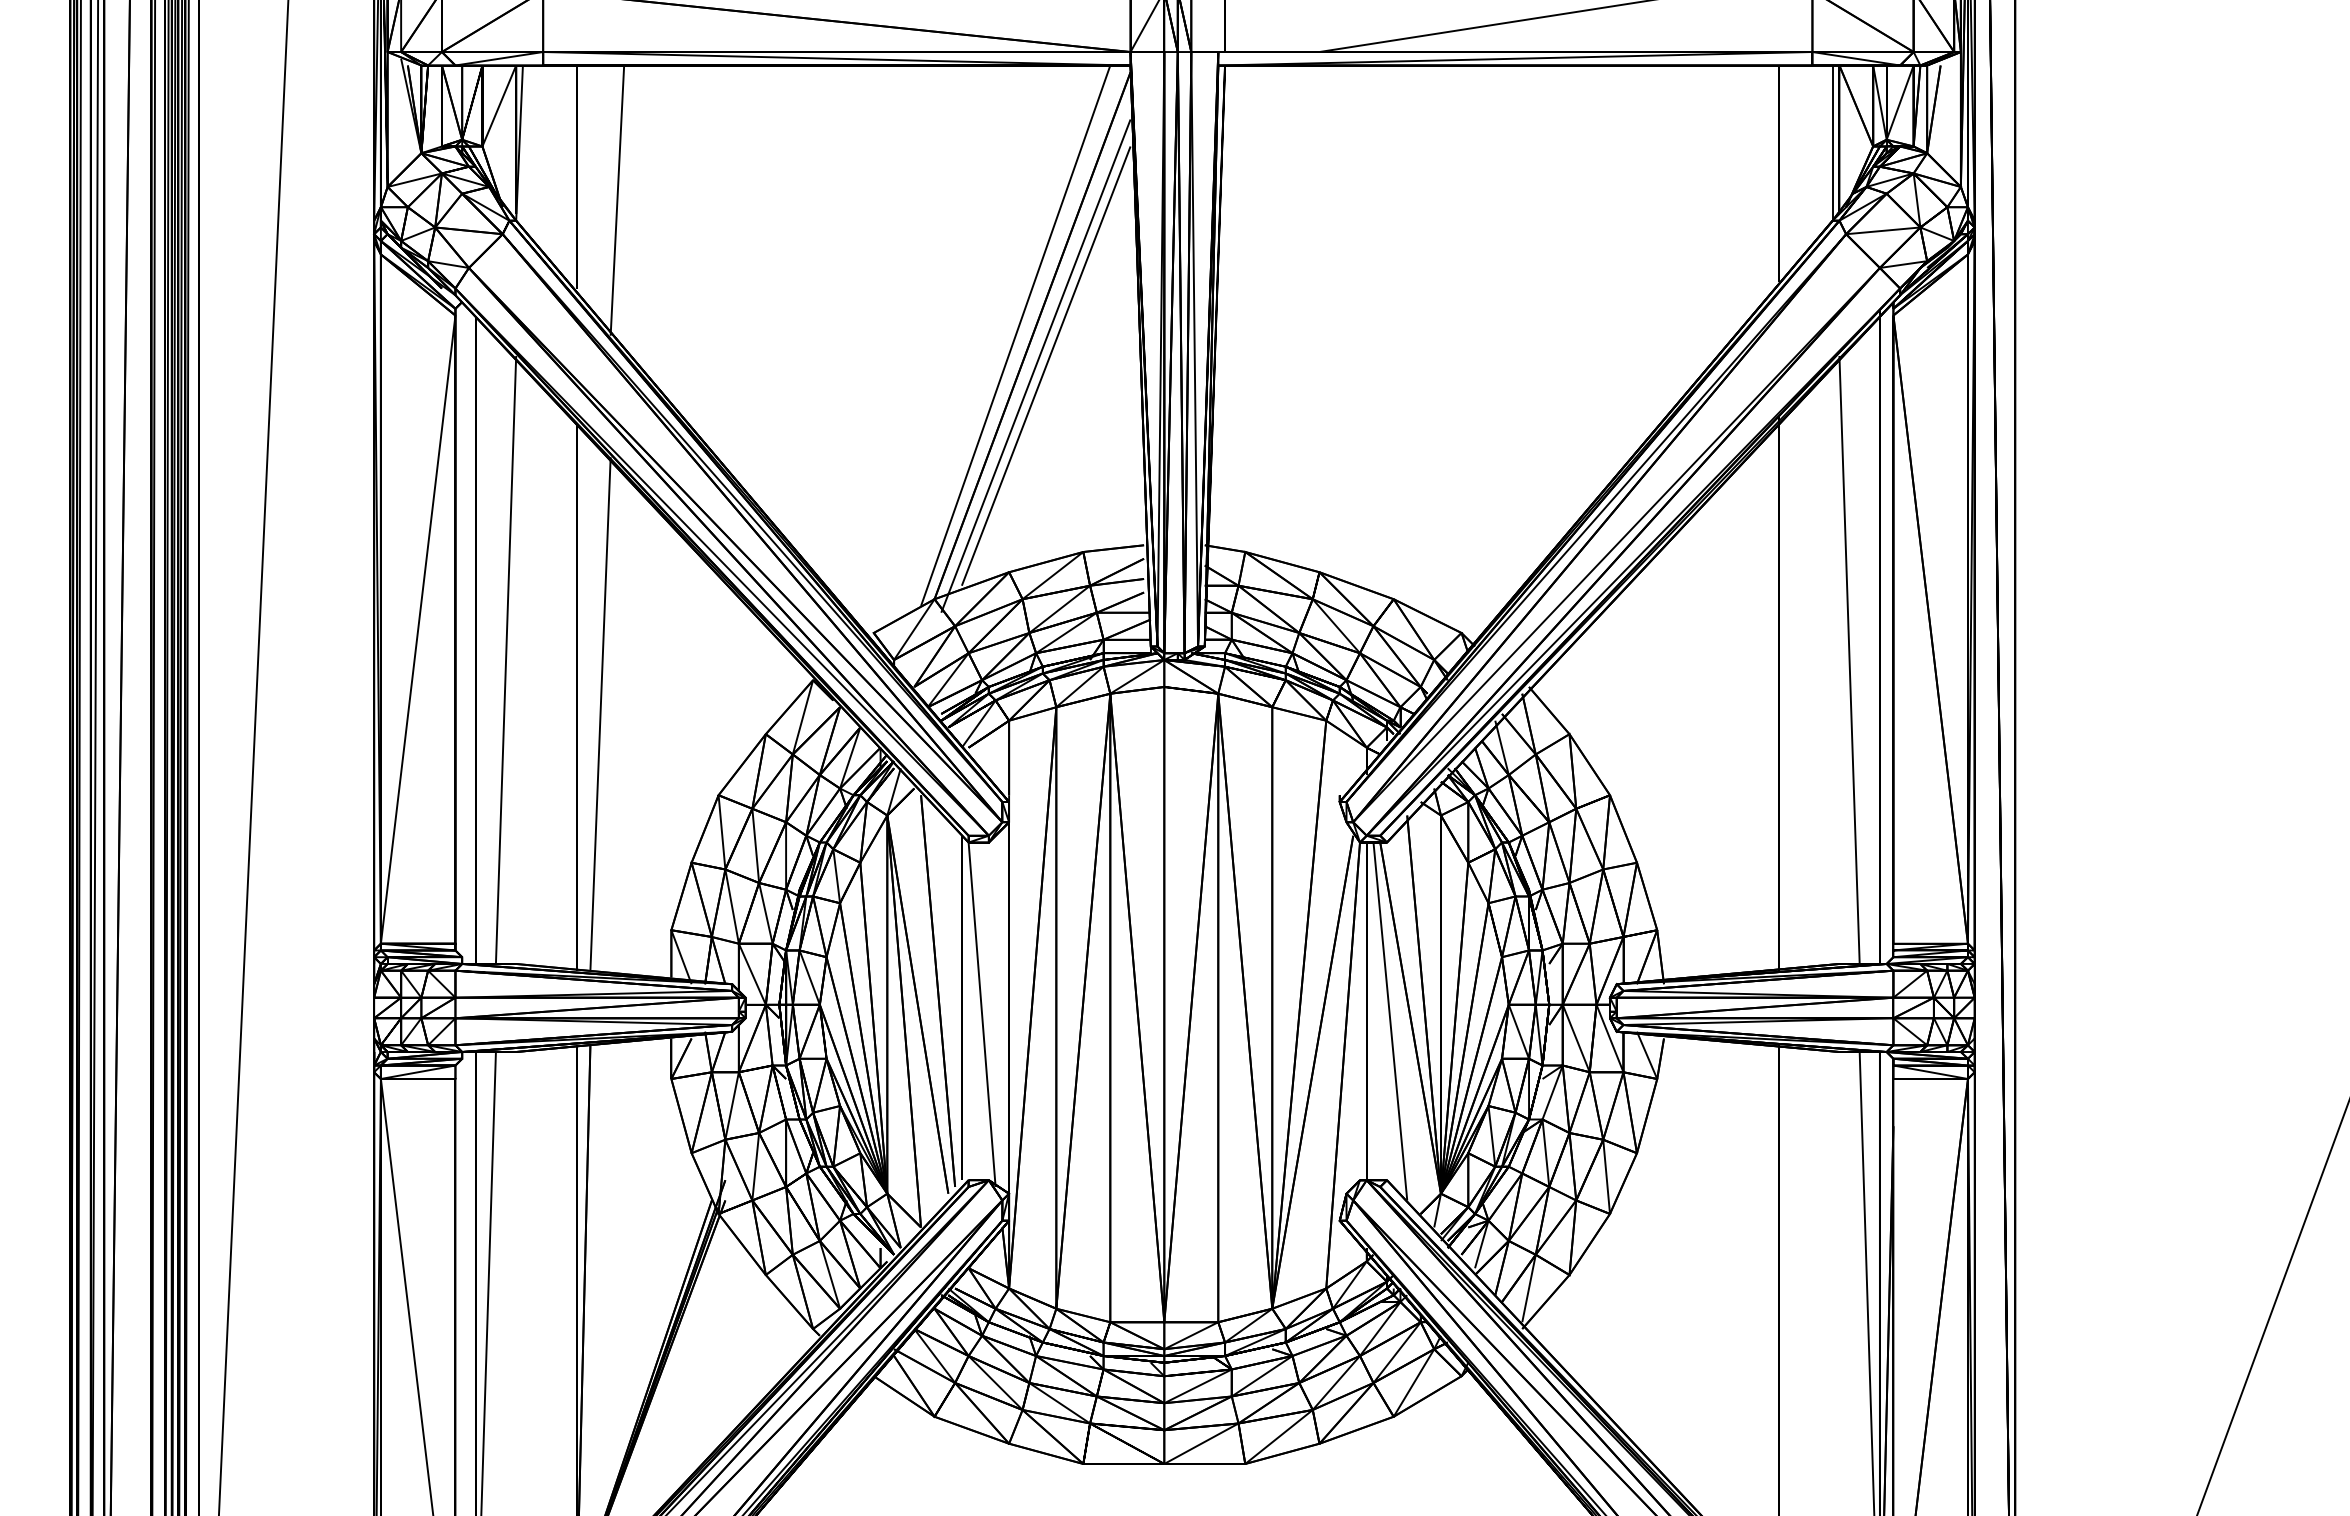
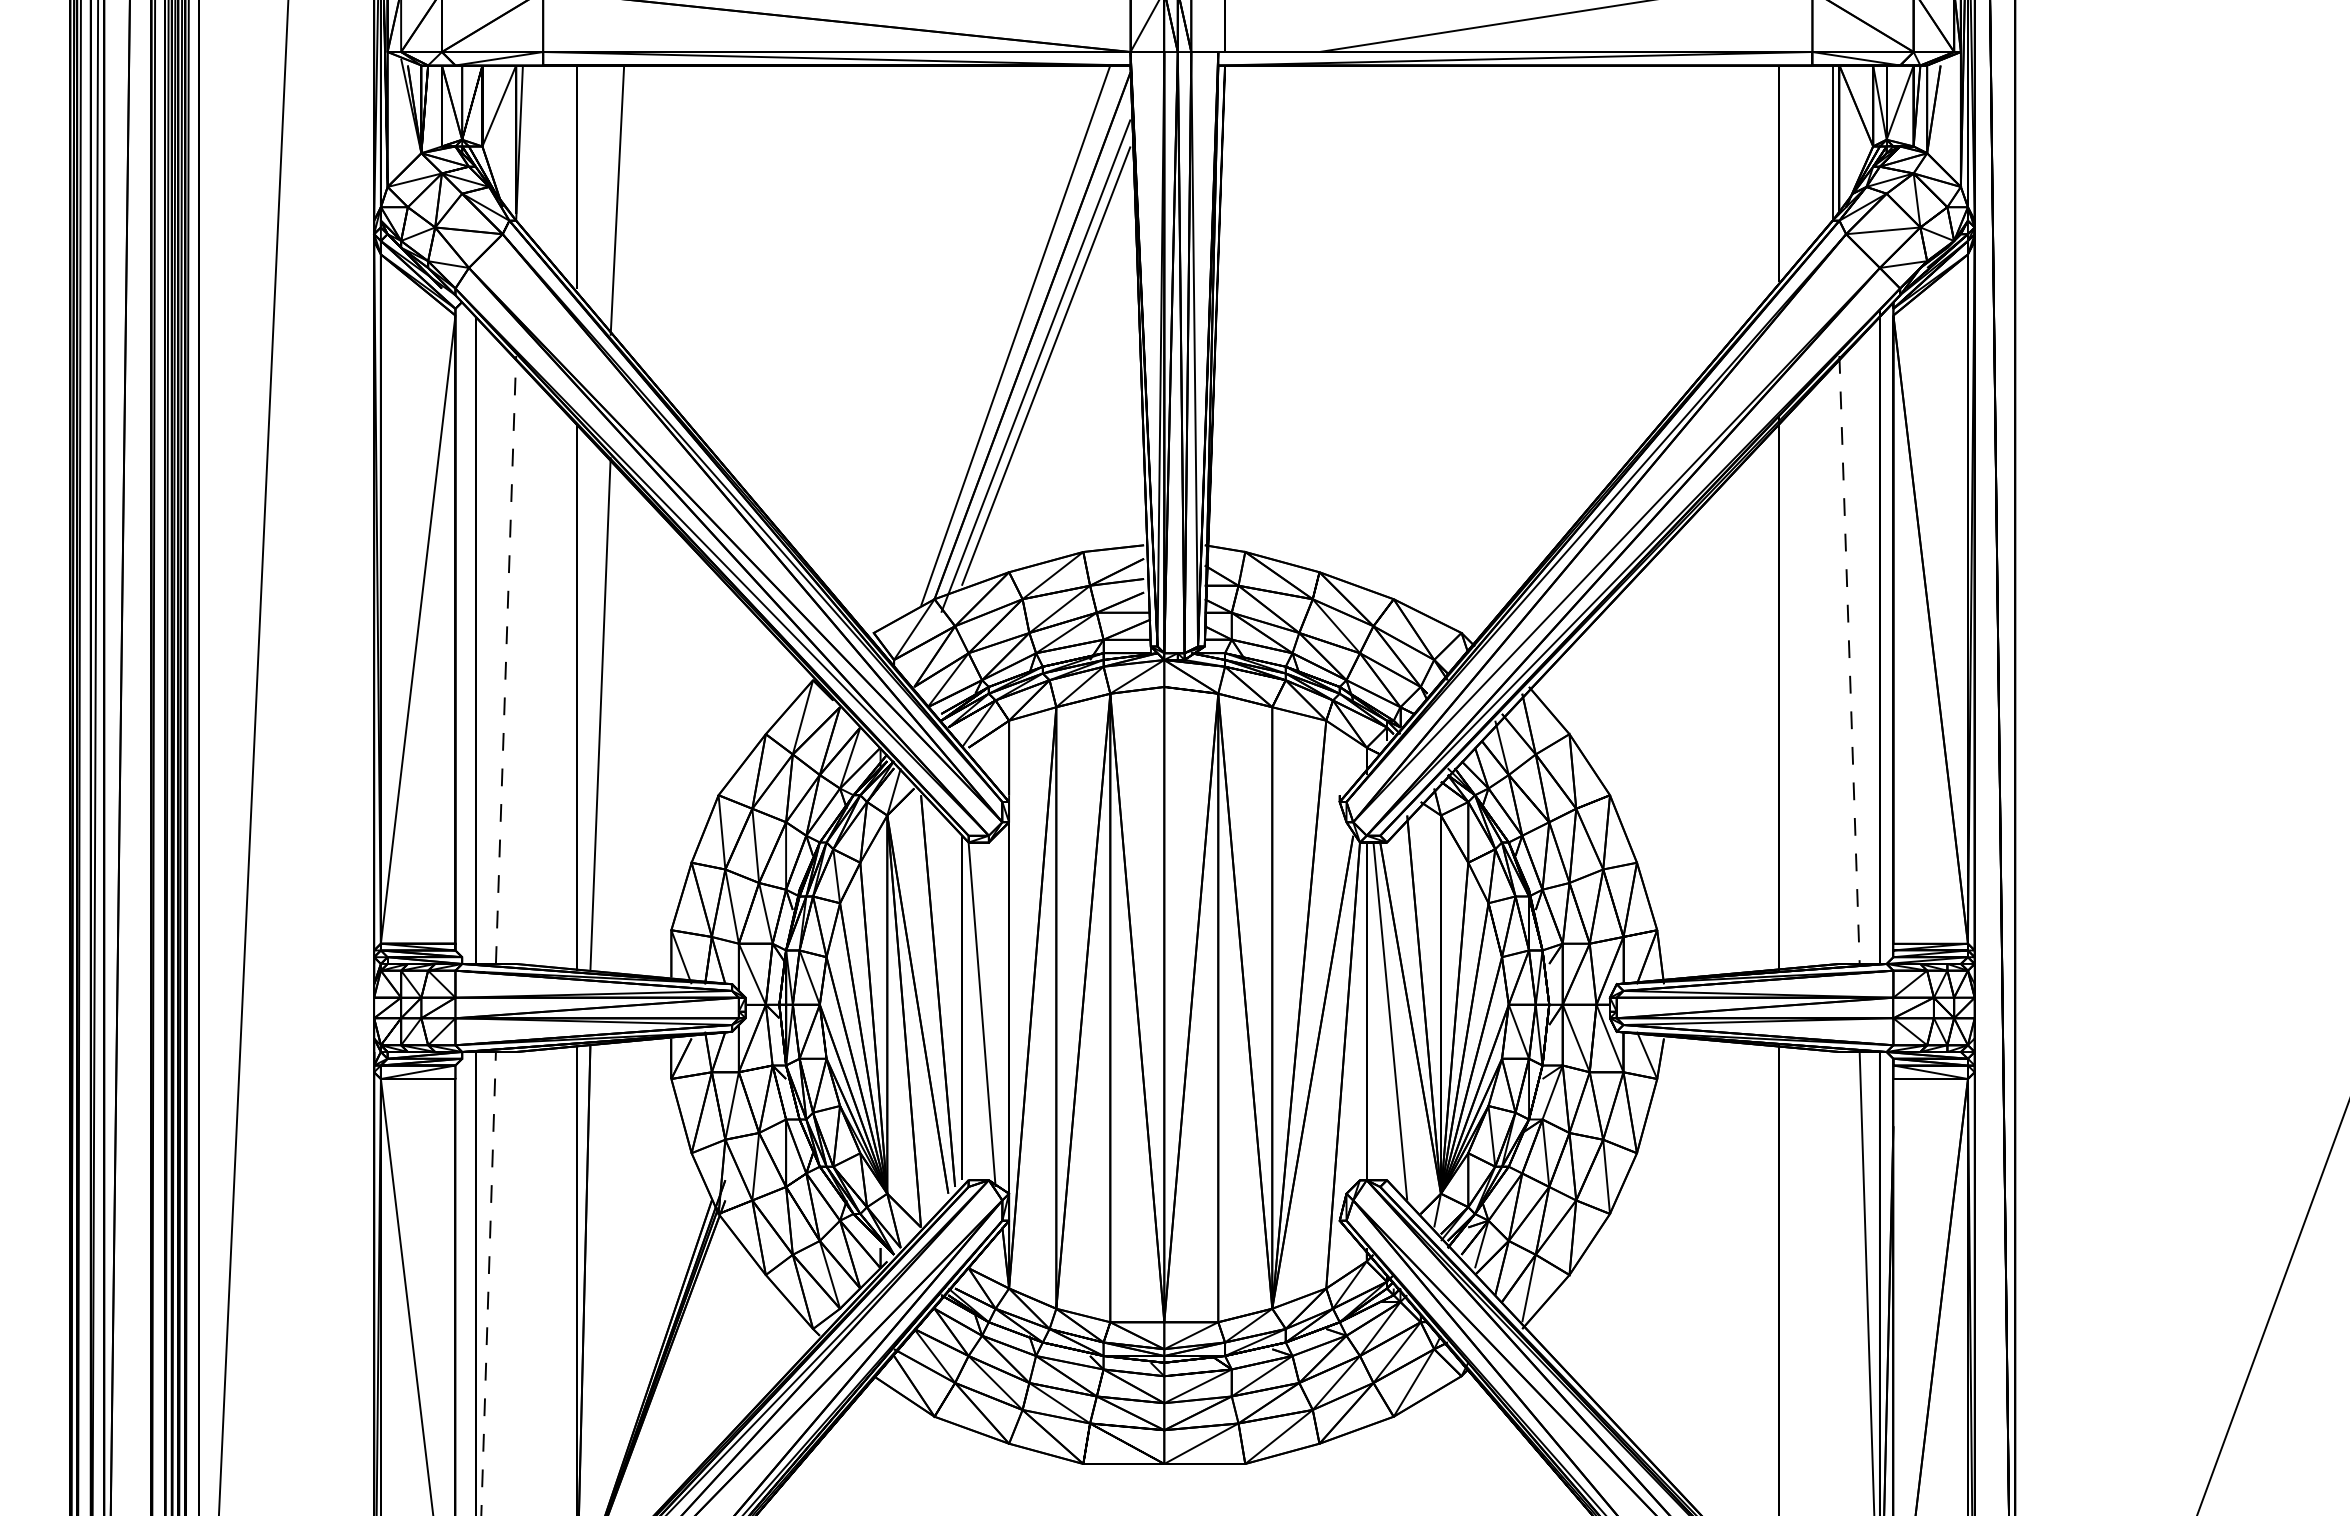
line: solid -> dashed (506, 659)
line: solid -> dashed (1849, 660)
line: solid -> dashed (488, 1283)
